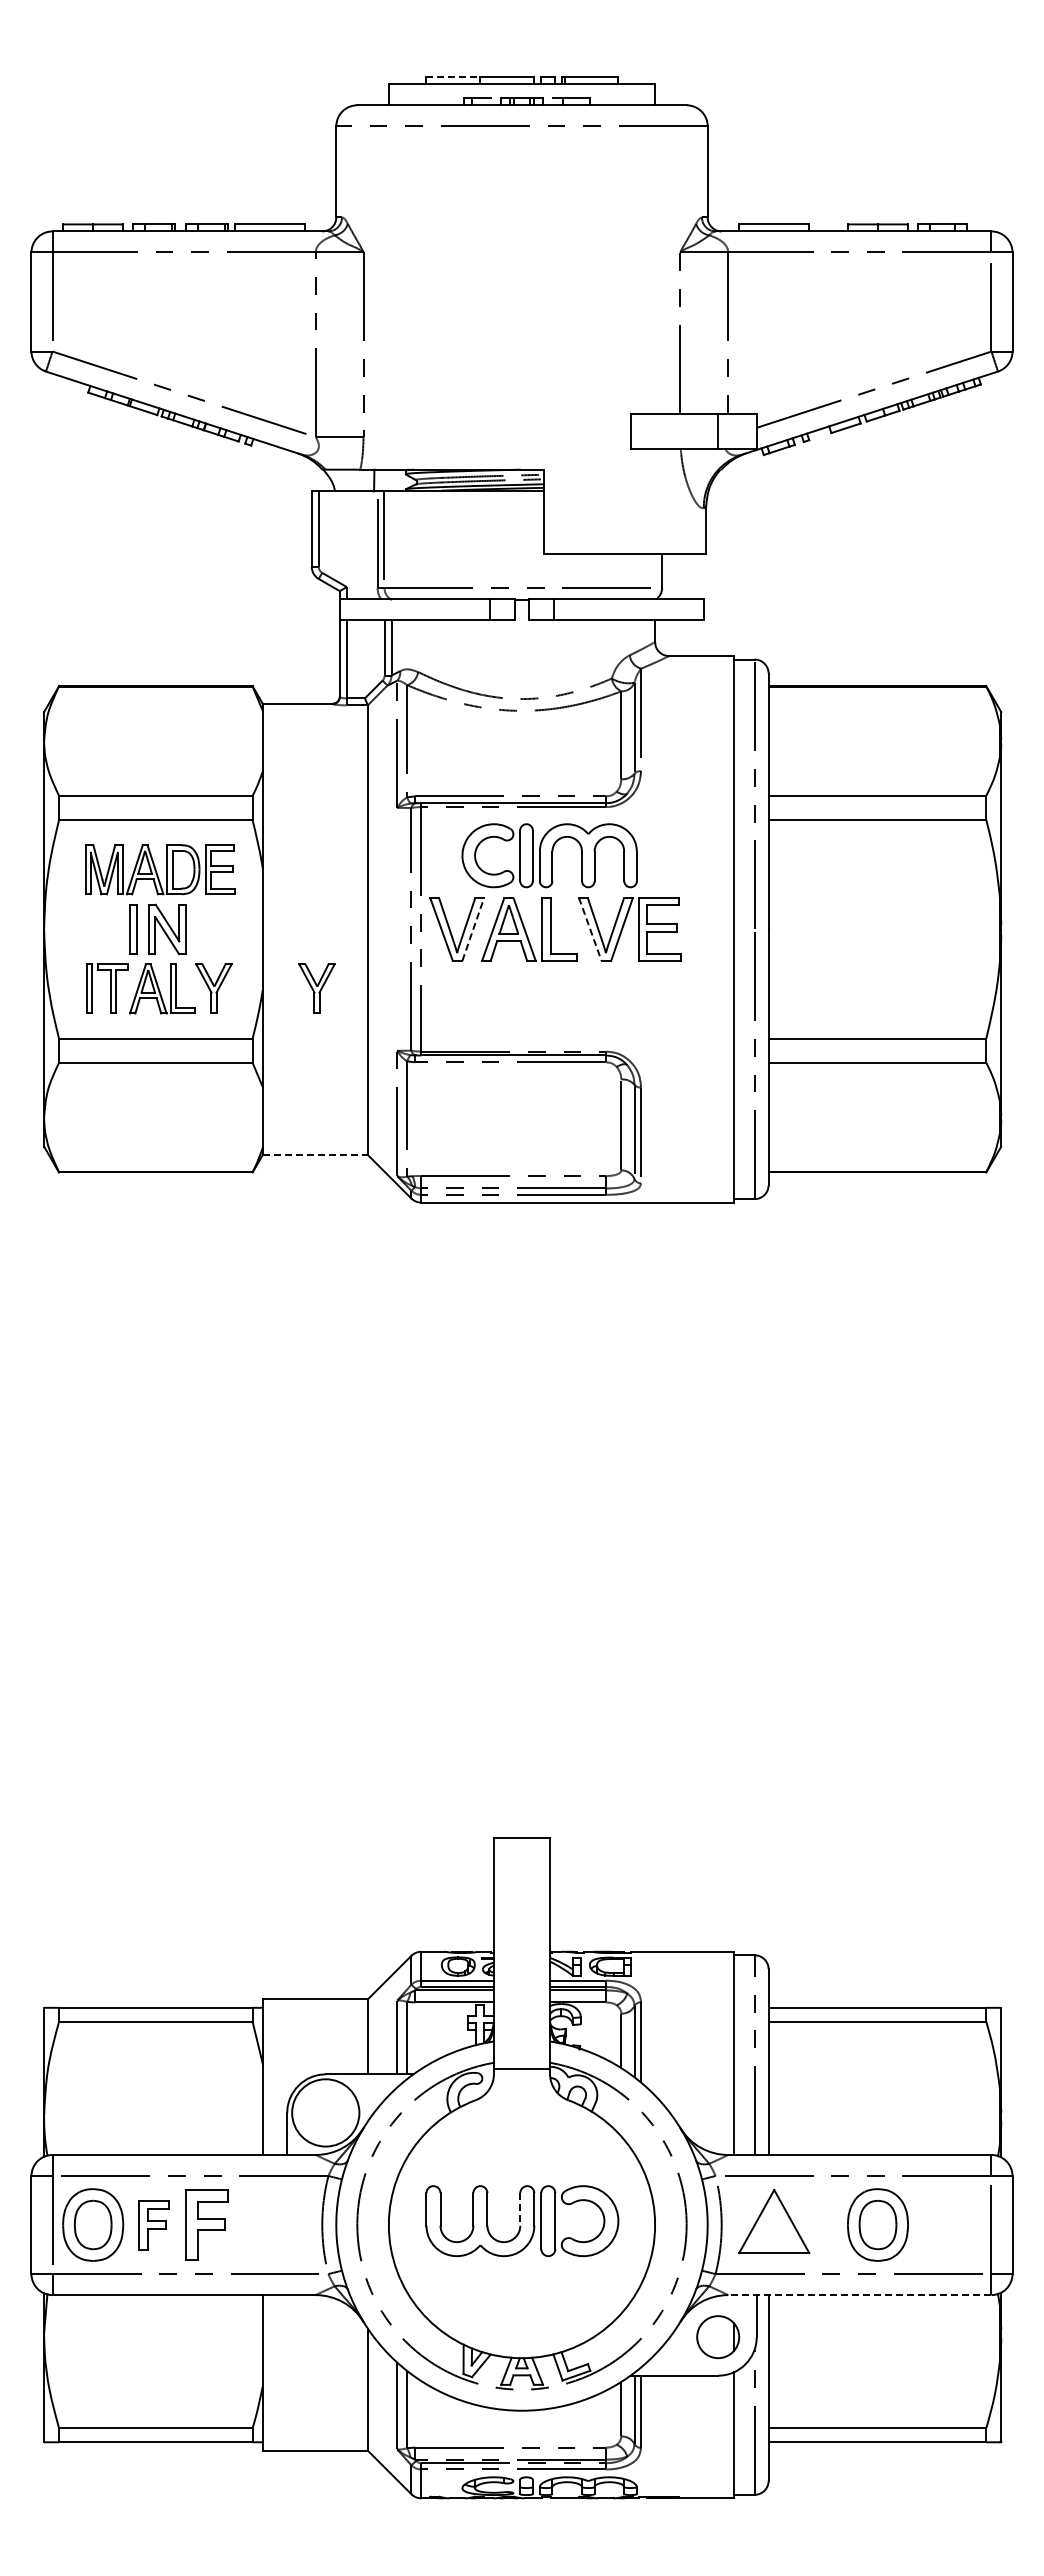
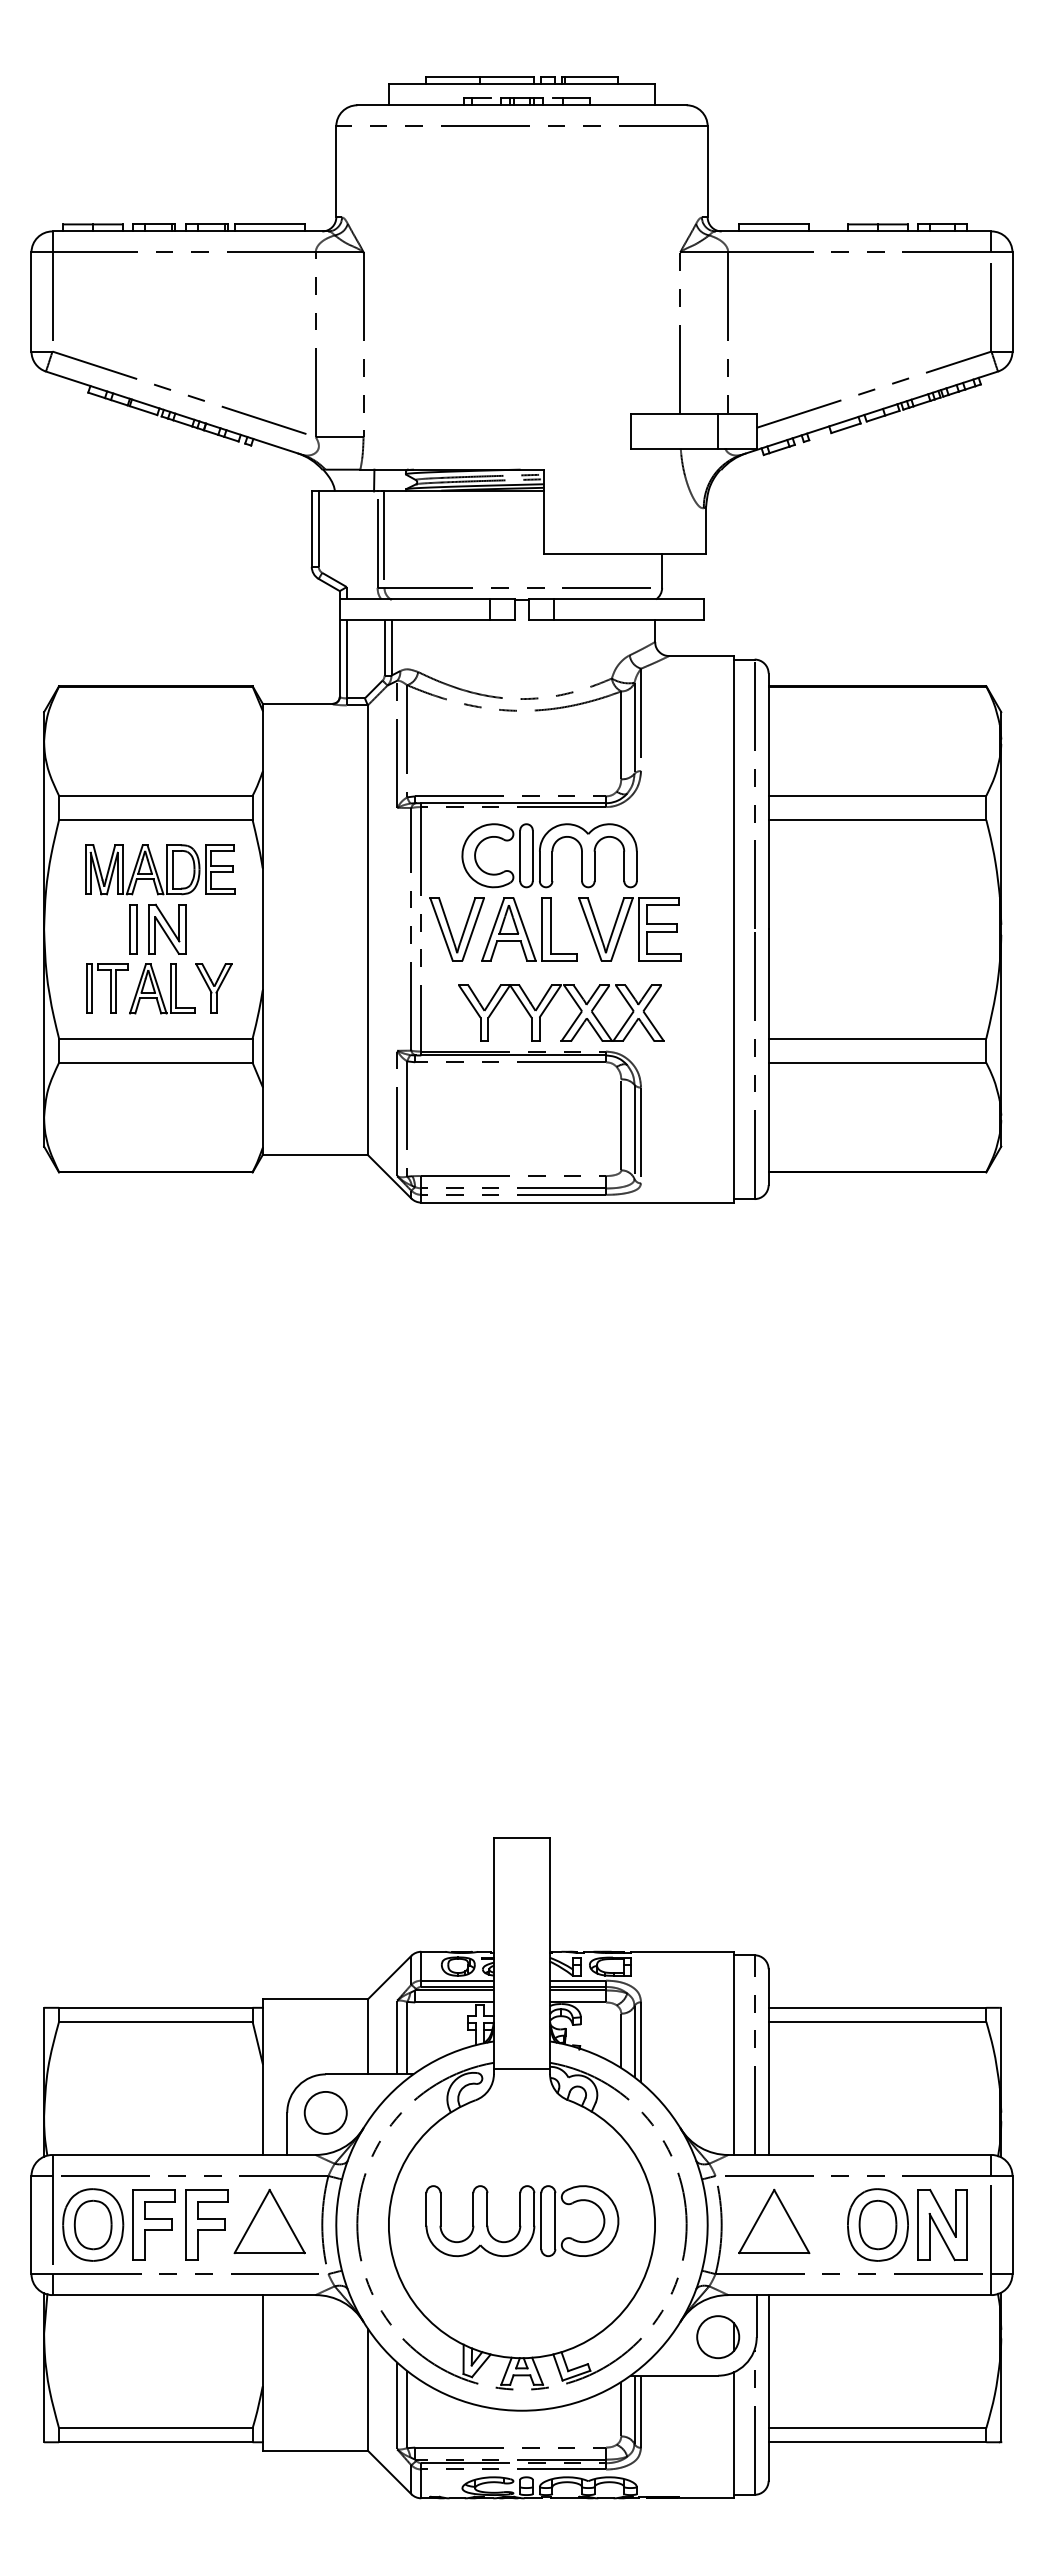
line: dashed -> solid (453, 77)
line: dashed -> solid (473, 928)
line: dashed -> solid (590, 929)
part: present -> none (316, 988)
part: none -> present (550, 1003)
line: dashed -> solid (315, 1154)
circle diameter: 67 px -> 42 px (325, 2112)
line: dashed -> solid (520, 2209)
part: none -> present (269, 2221)
part size: 32x51 px -> 44x72 px (153, 2224)
part: none -> present (942, 2225)
line: dashed -> solid (859, 2295)
